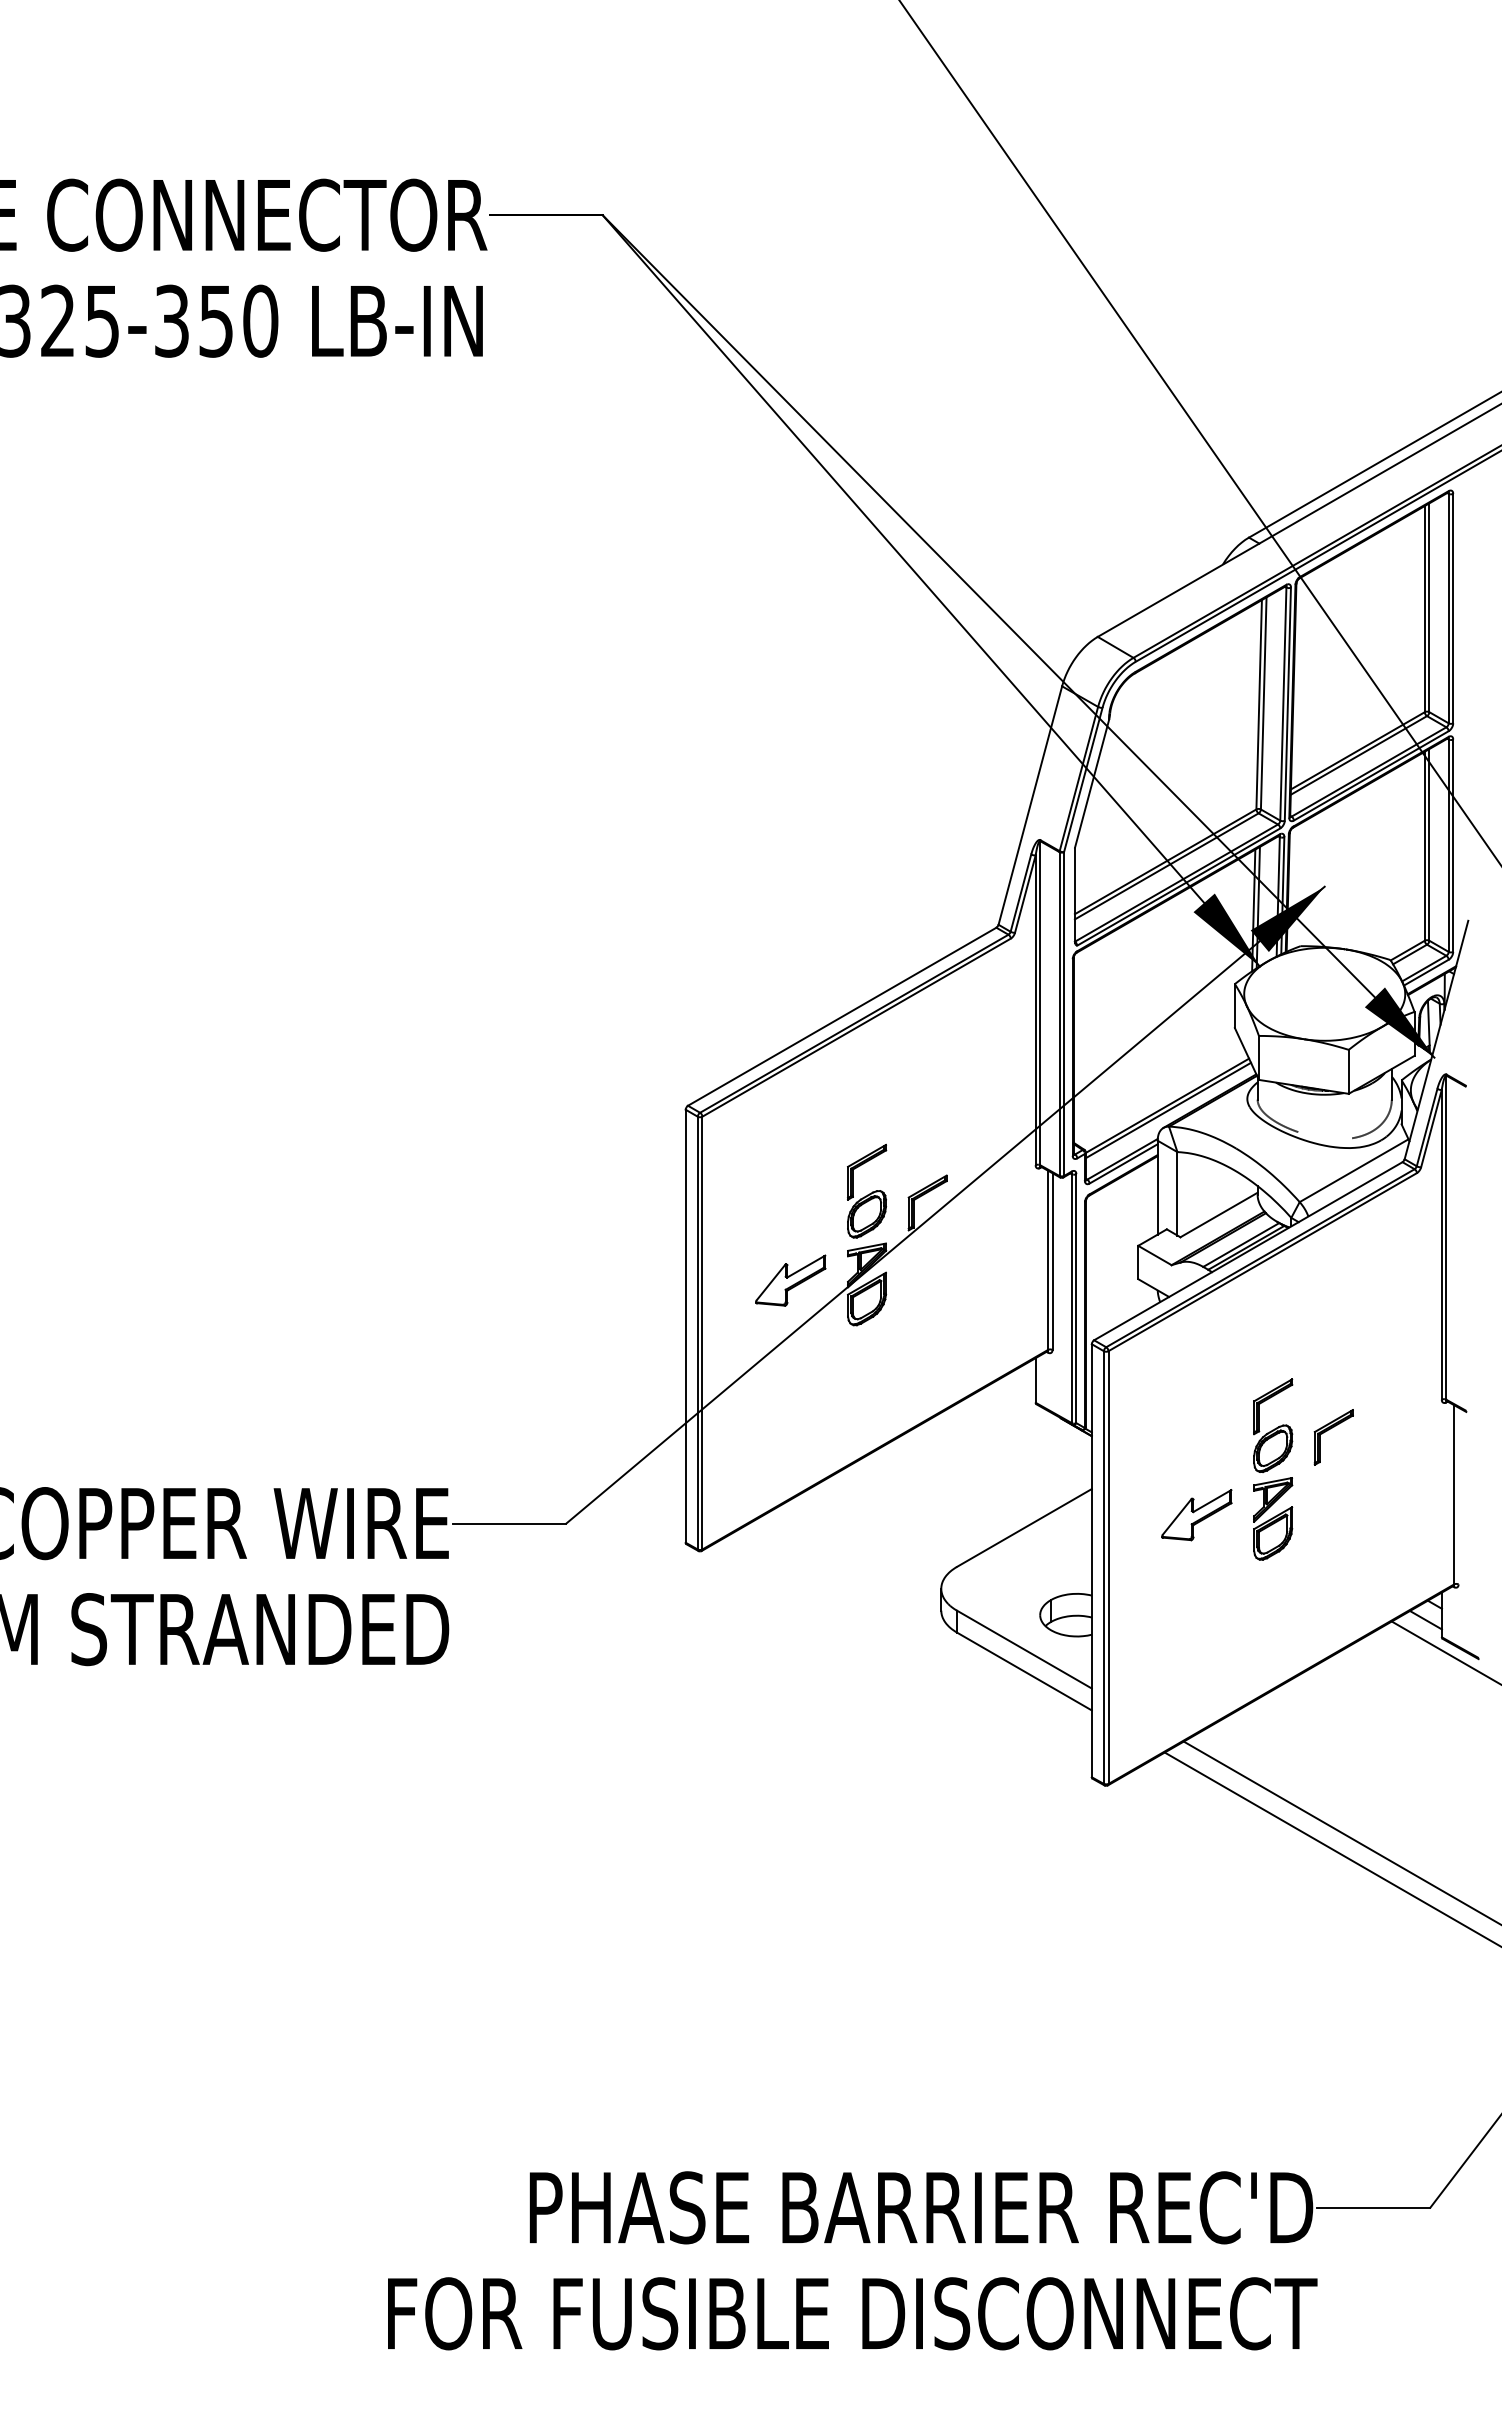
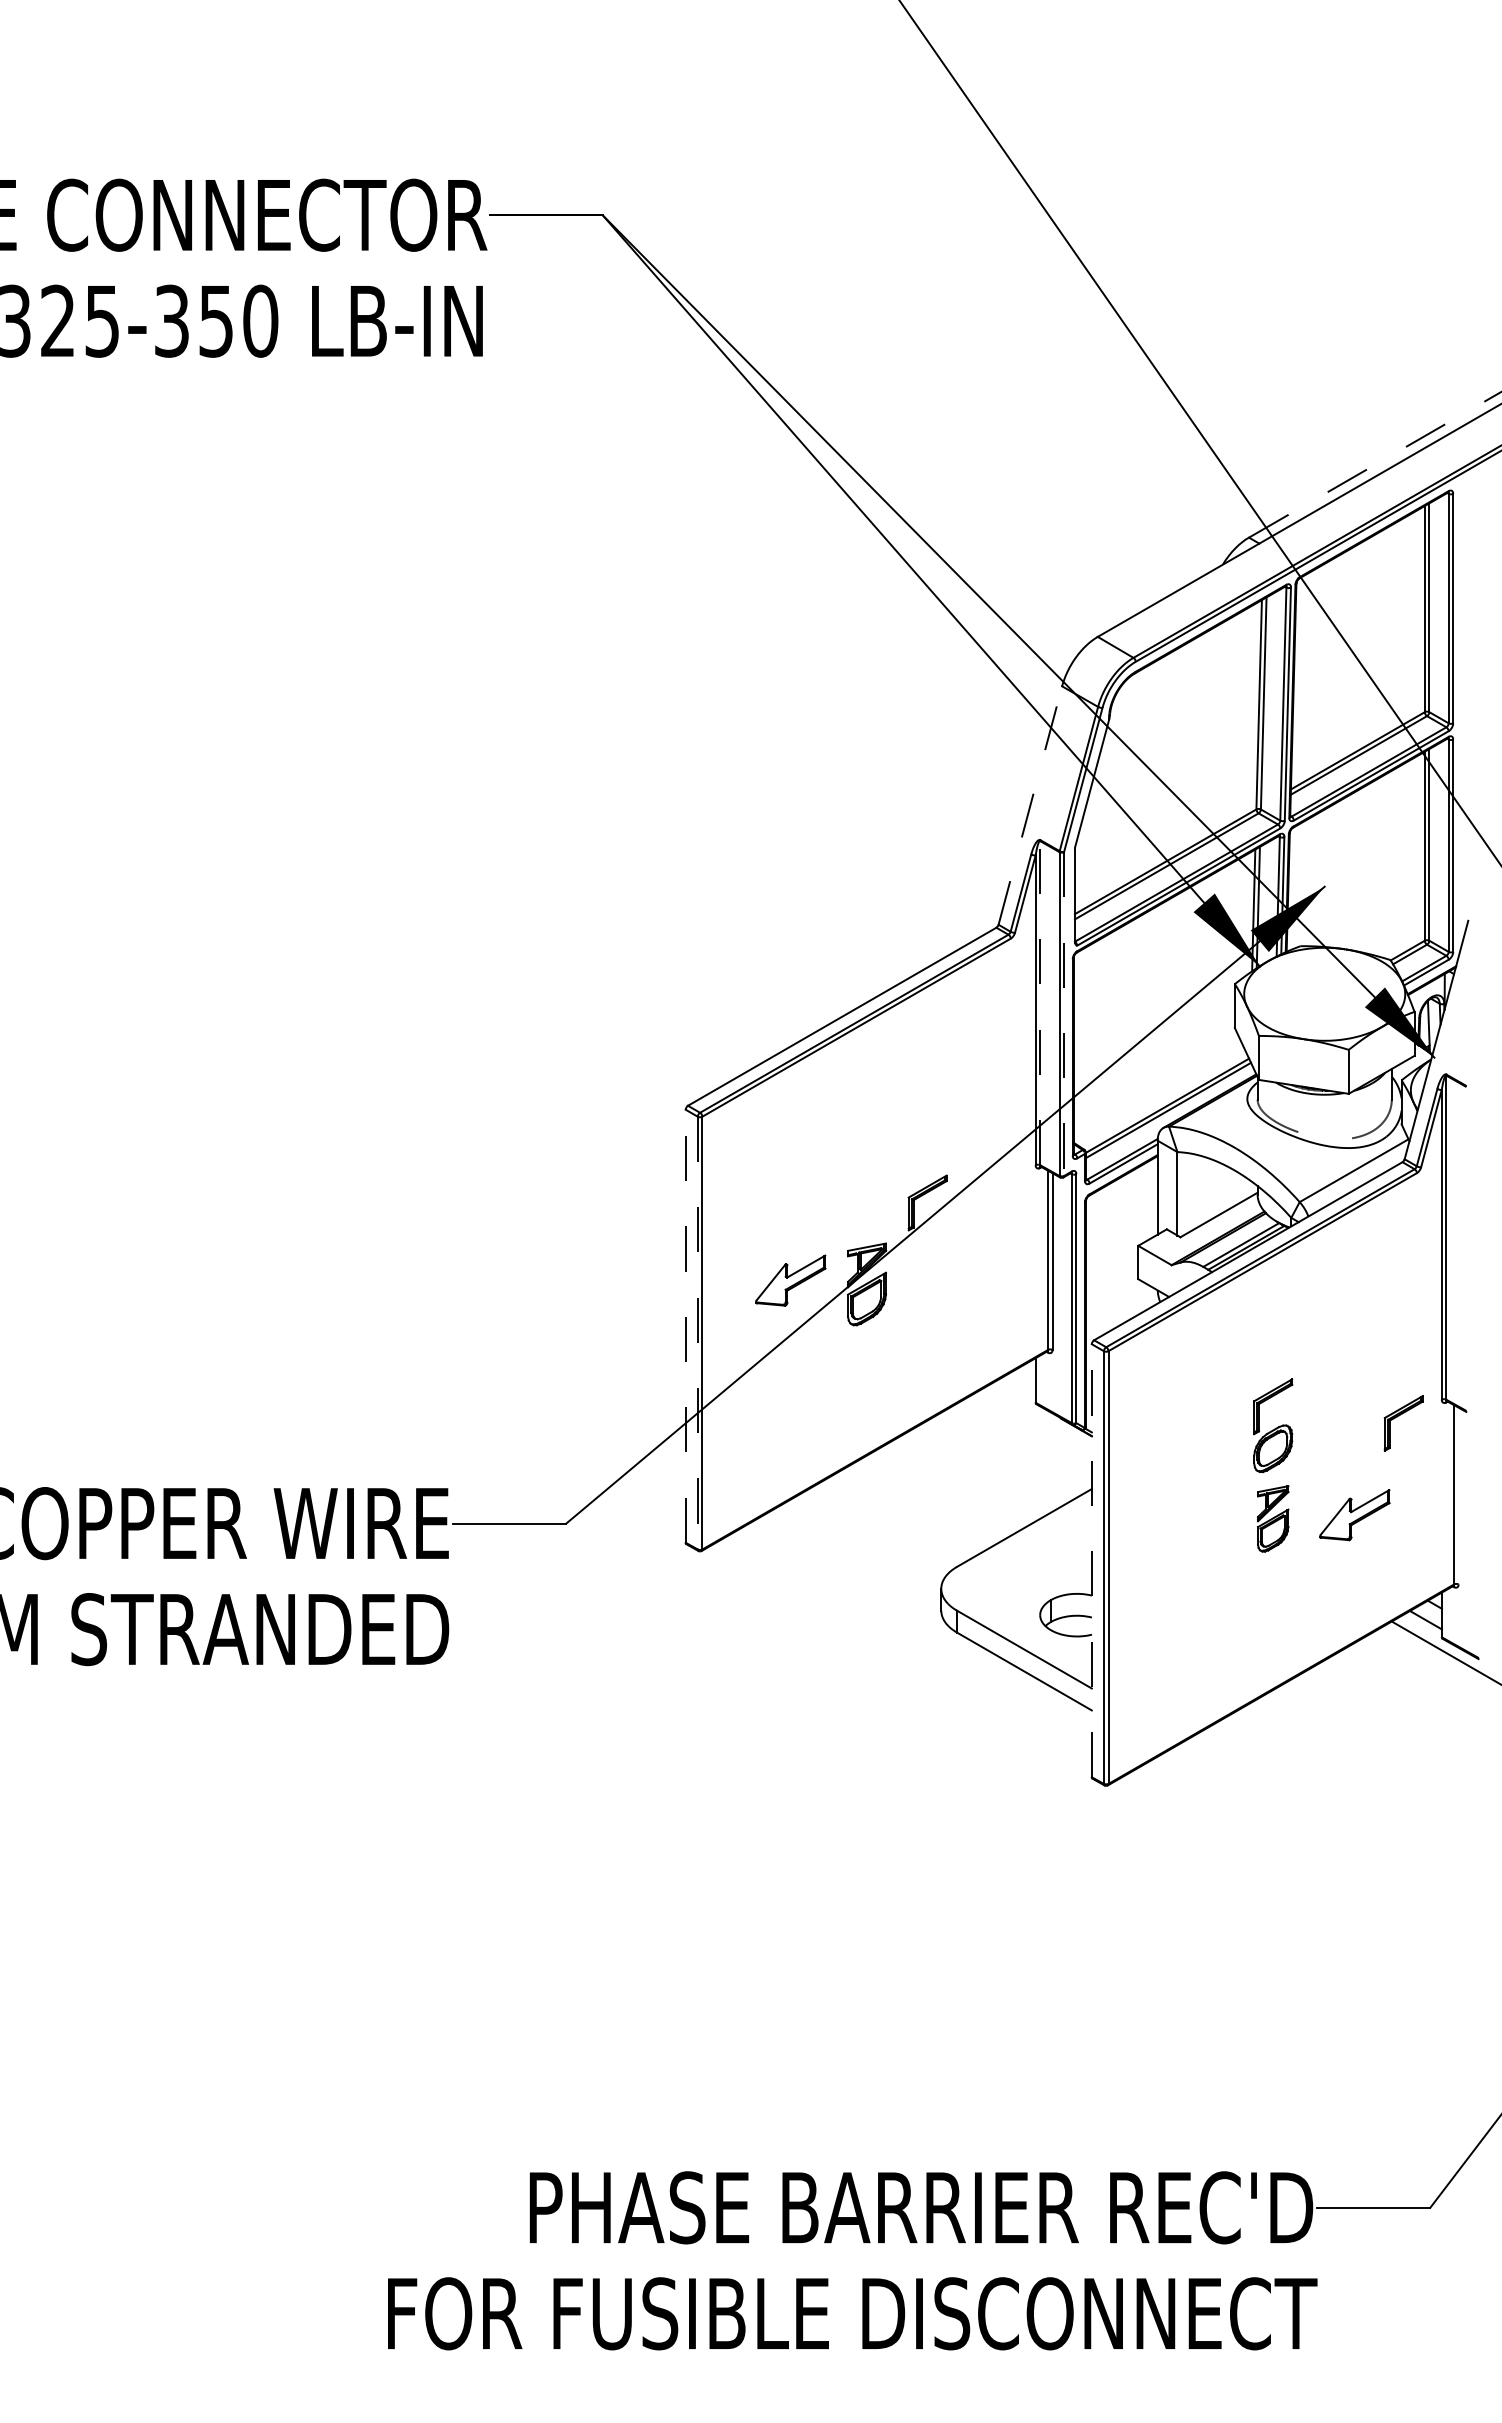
line: solid -> dashed (1375, 464)
line: solid -> dashed (1030, 805)
line: solid -> dashed (1040, 1002)
line: solid -> dashed (1064, 1014)
part: present -> none (867, 1190)
line: solid -> dashed (685, 1325)
line: solid -> dashed (697, 1333)
part position: (1329, 1430) -> (1399, 1416) (1399, 1416)
part position: (1196, 1515) -> (1354, 1515) (1354, 1515)
part size: 41x84 px -> 33x68 px (1273, 1518)
line: solid -> dashed (1091, 1560)
line: present -> none (1340, 1832)
line: present -> none (1331, 1848)
